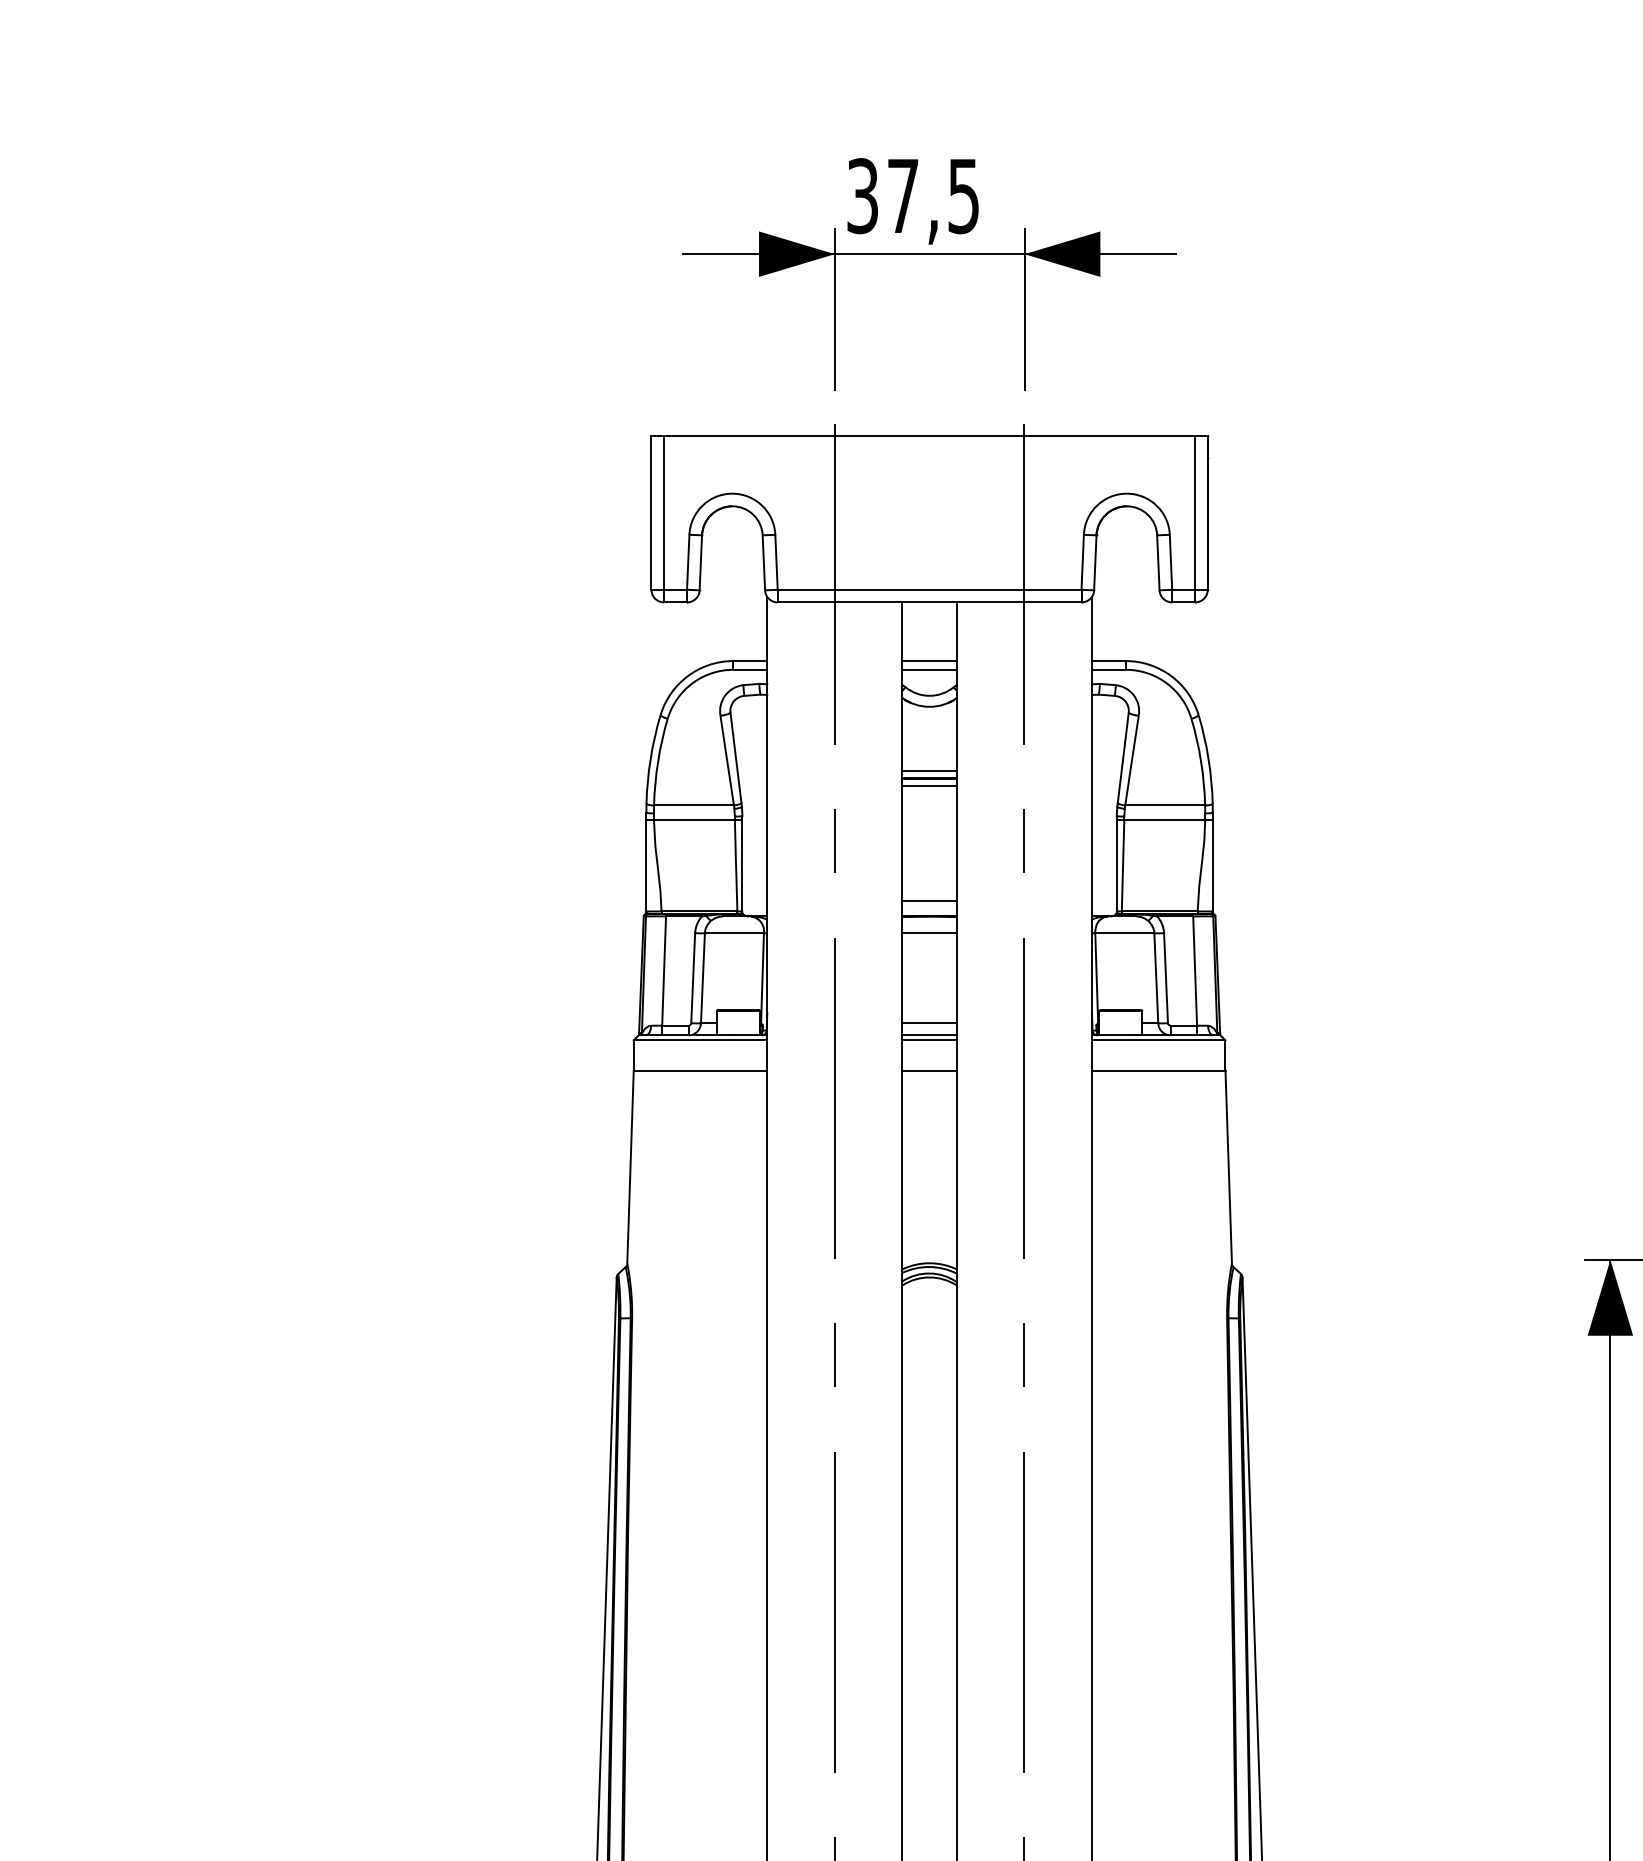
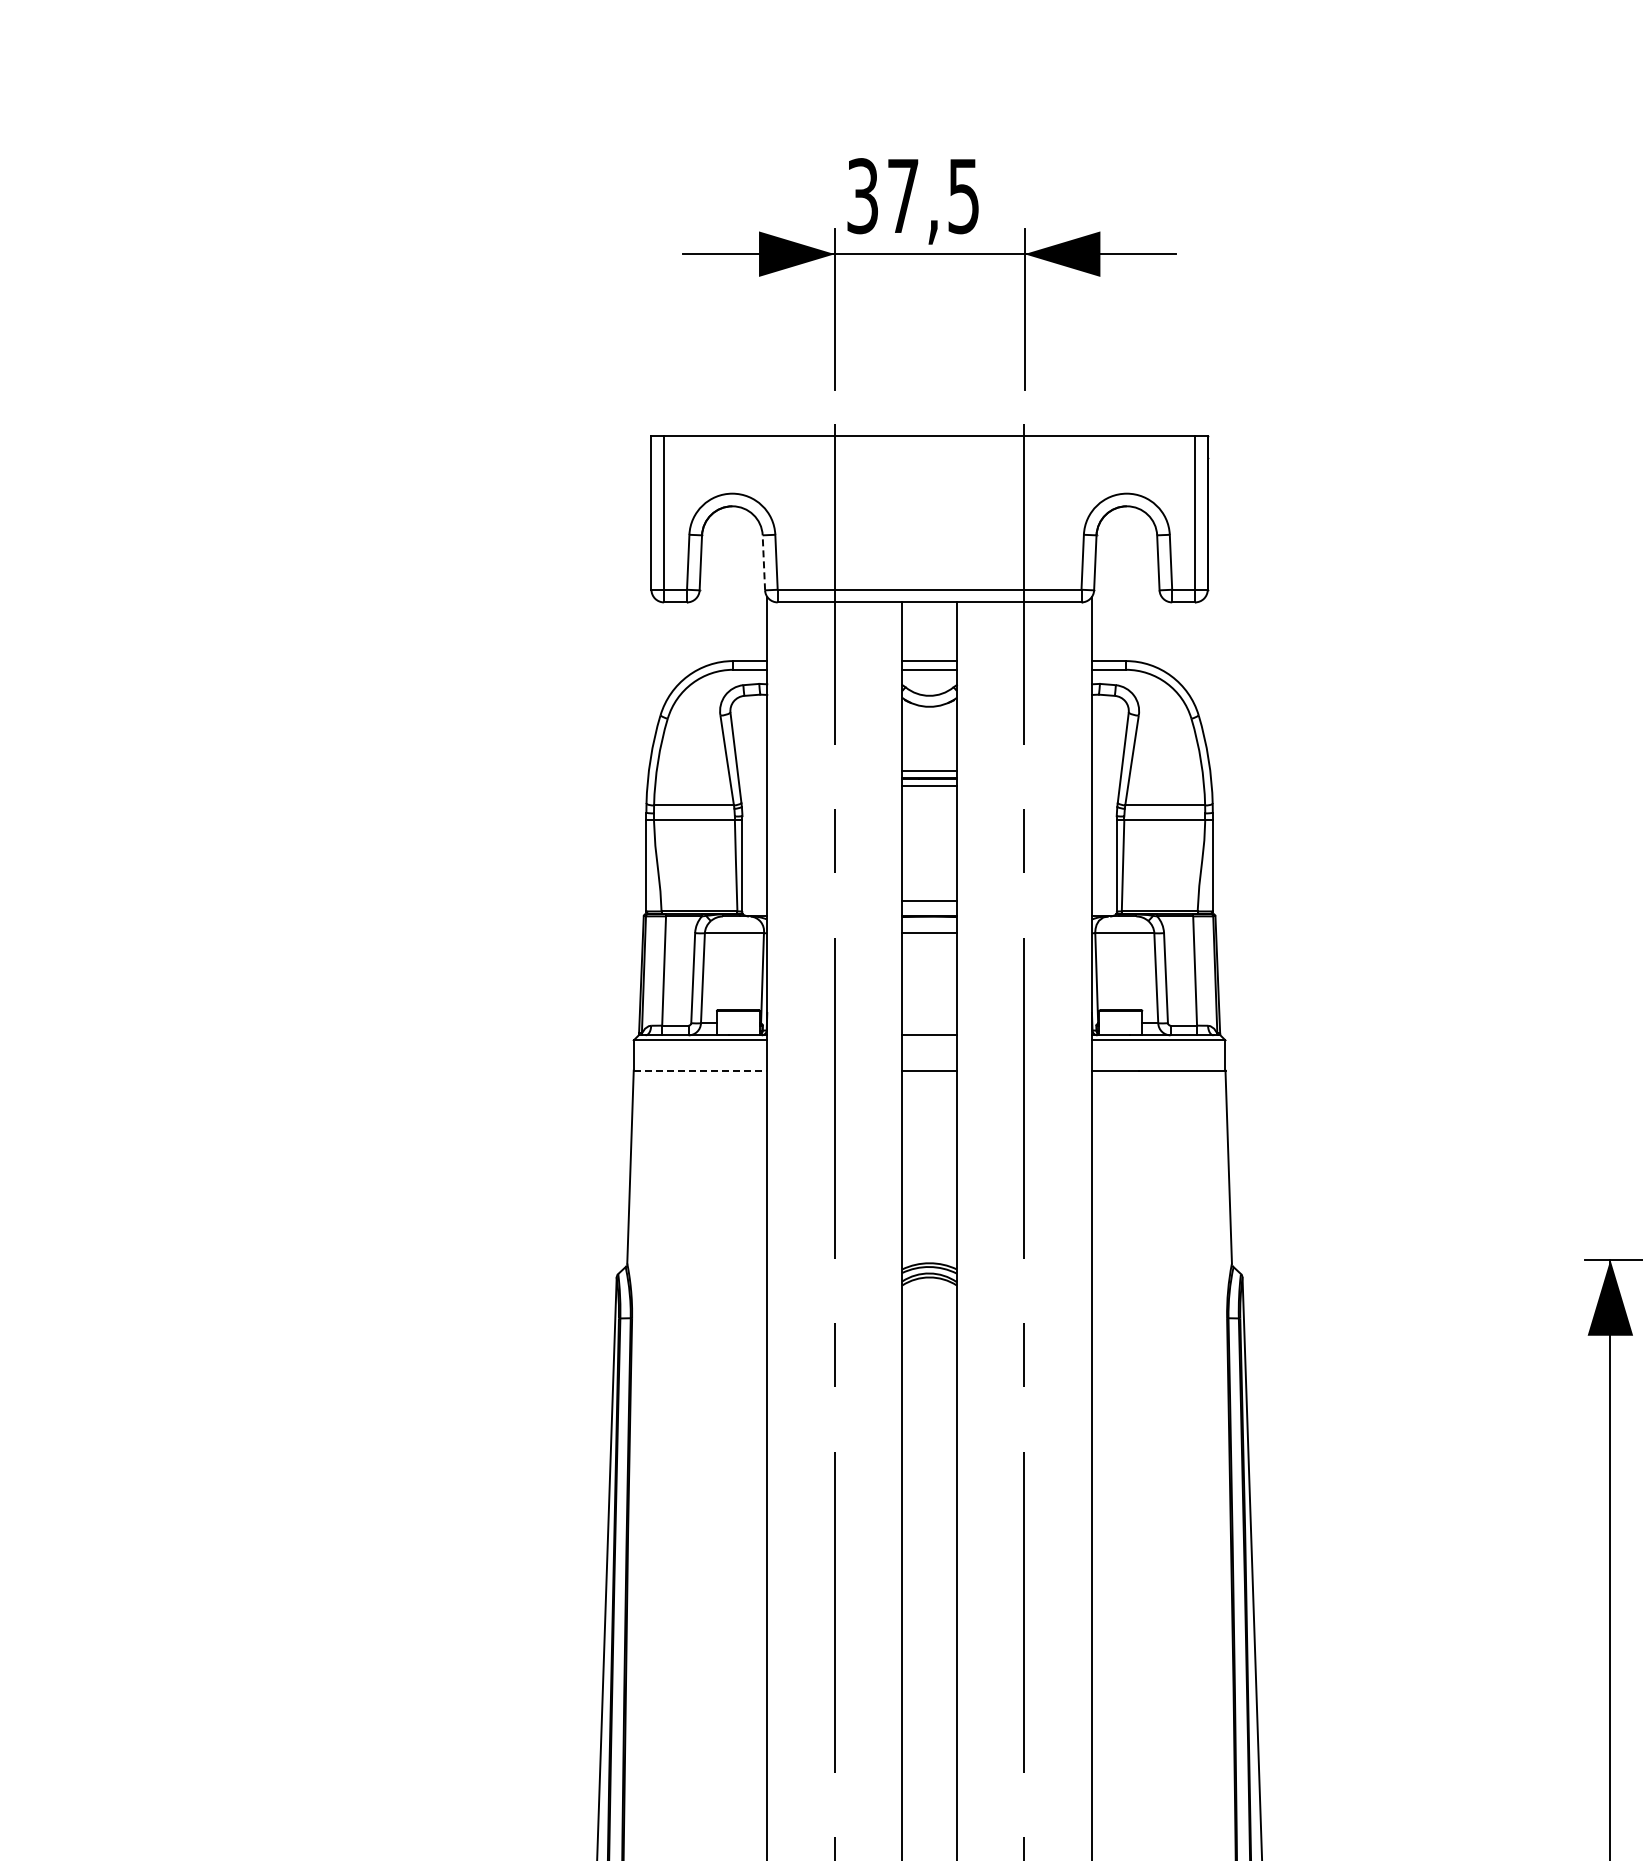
line: solid -> dashed (763, 562)
line: present -> none (929, 1023)
line: present -> none (929, 1040)
line: solid -> dashed (700, 1070)
